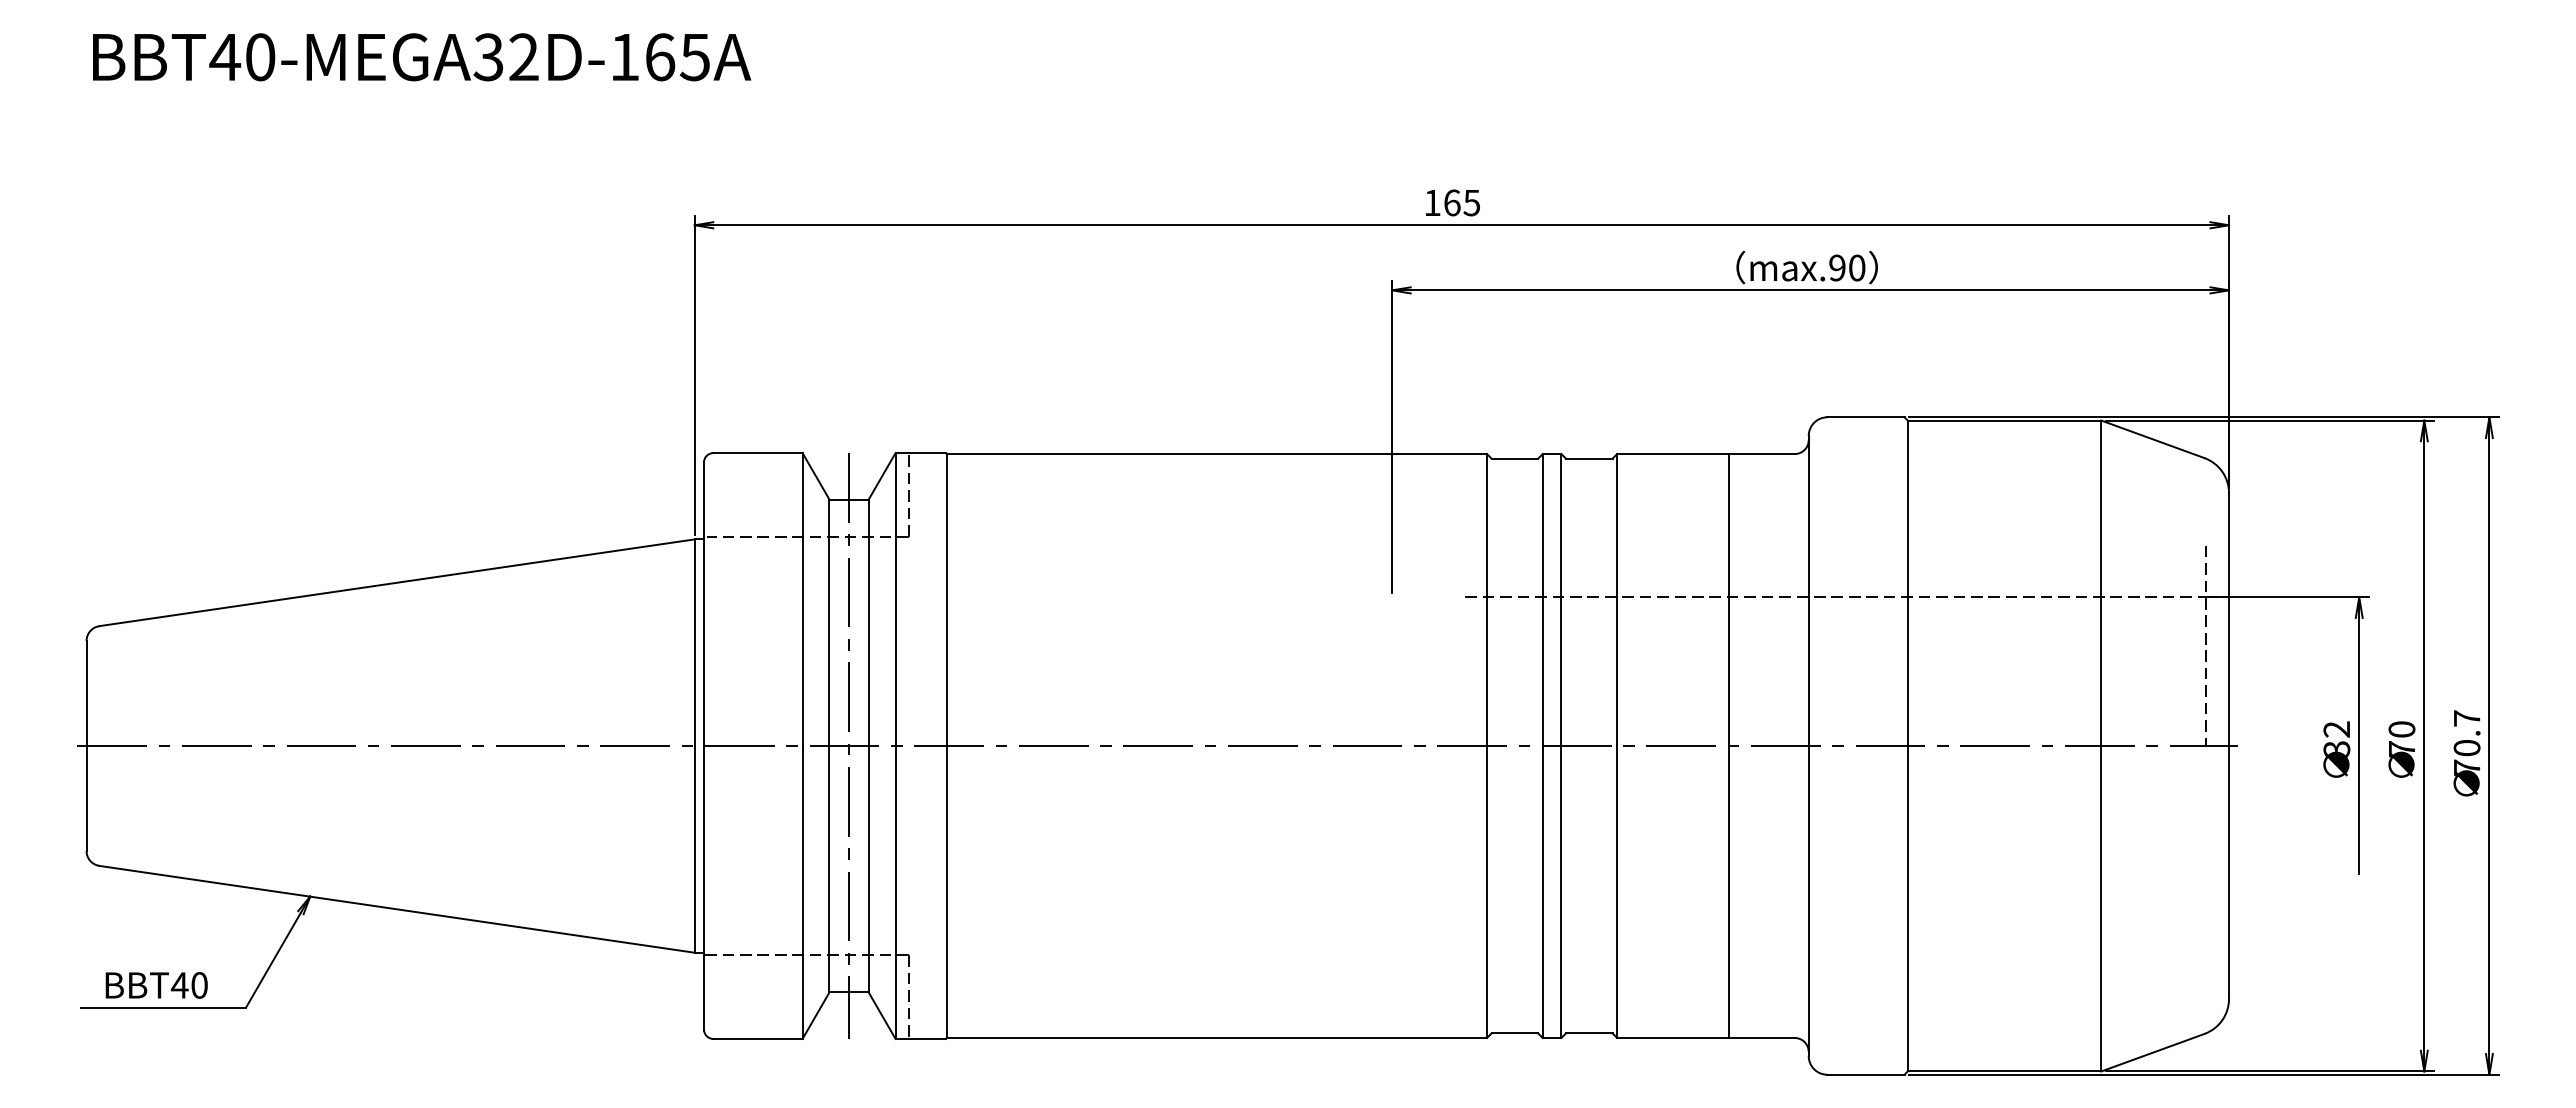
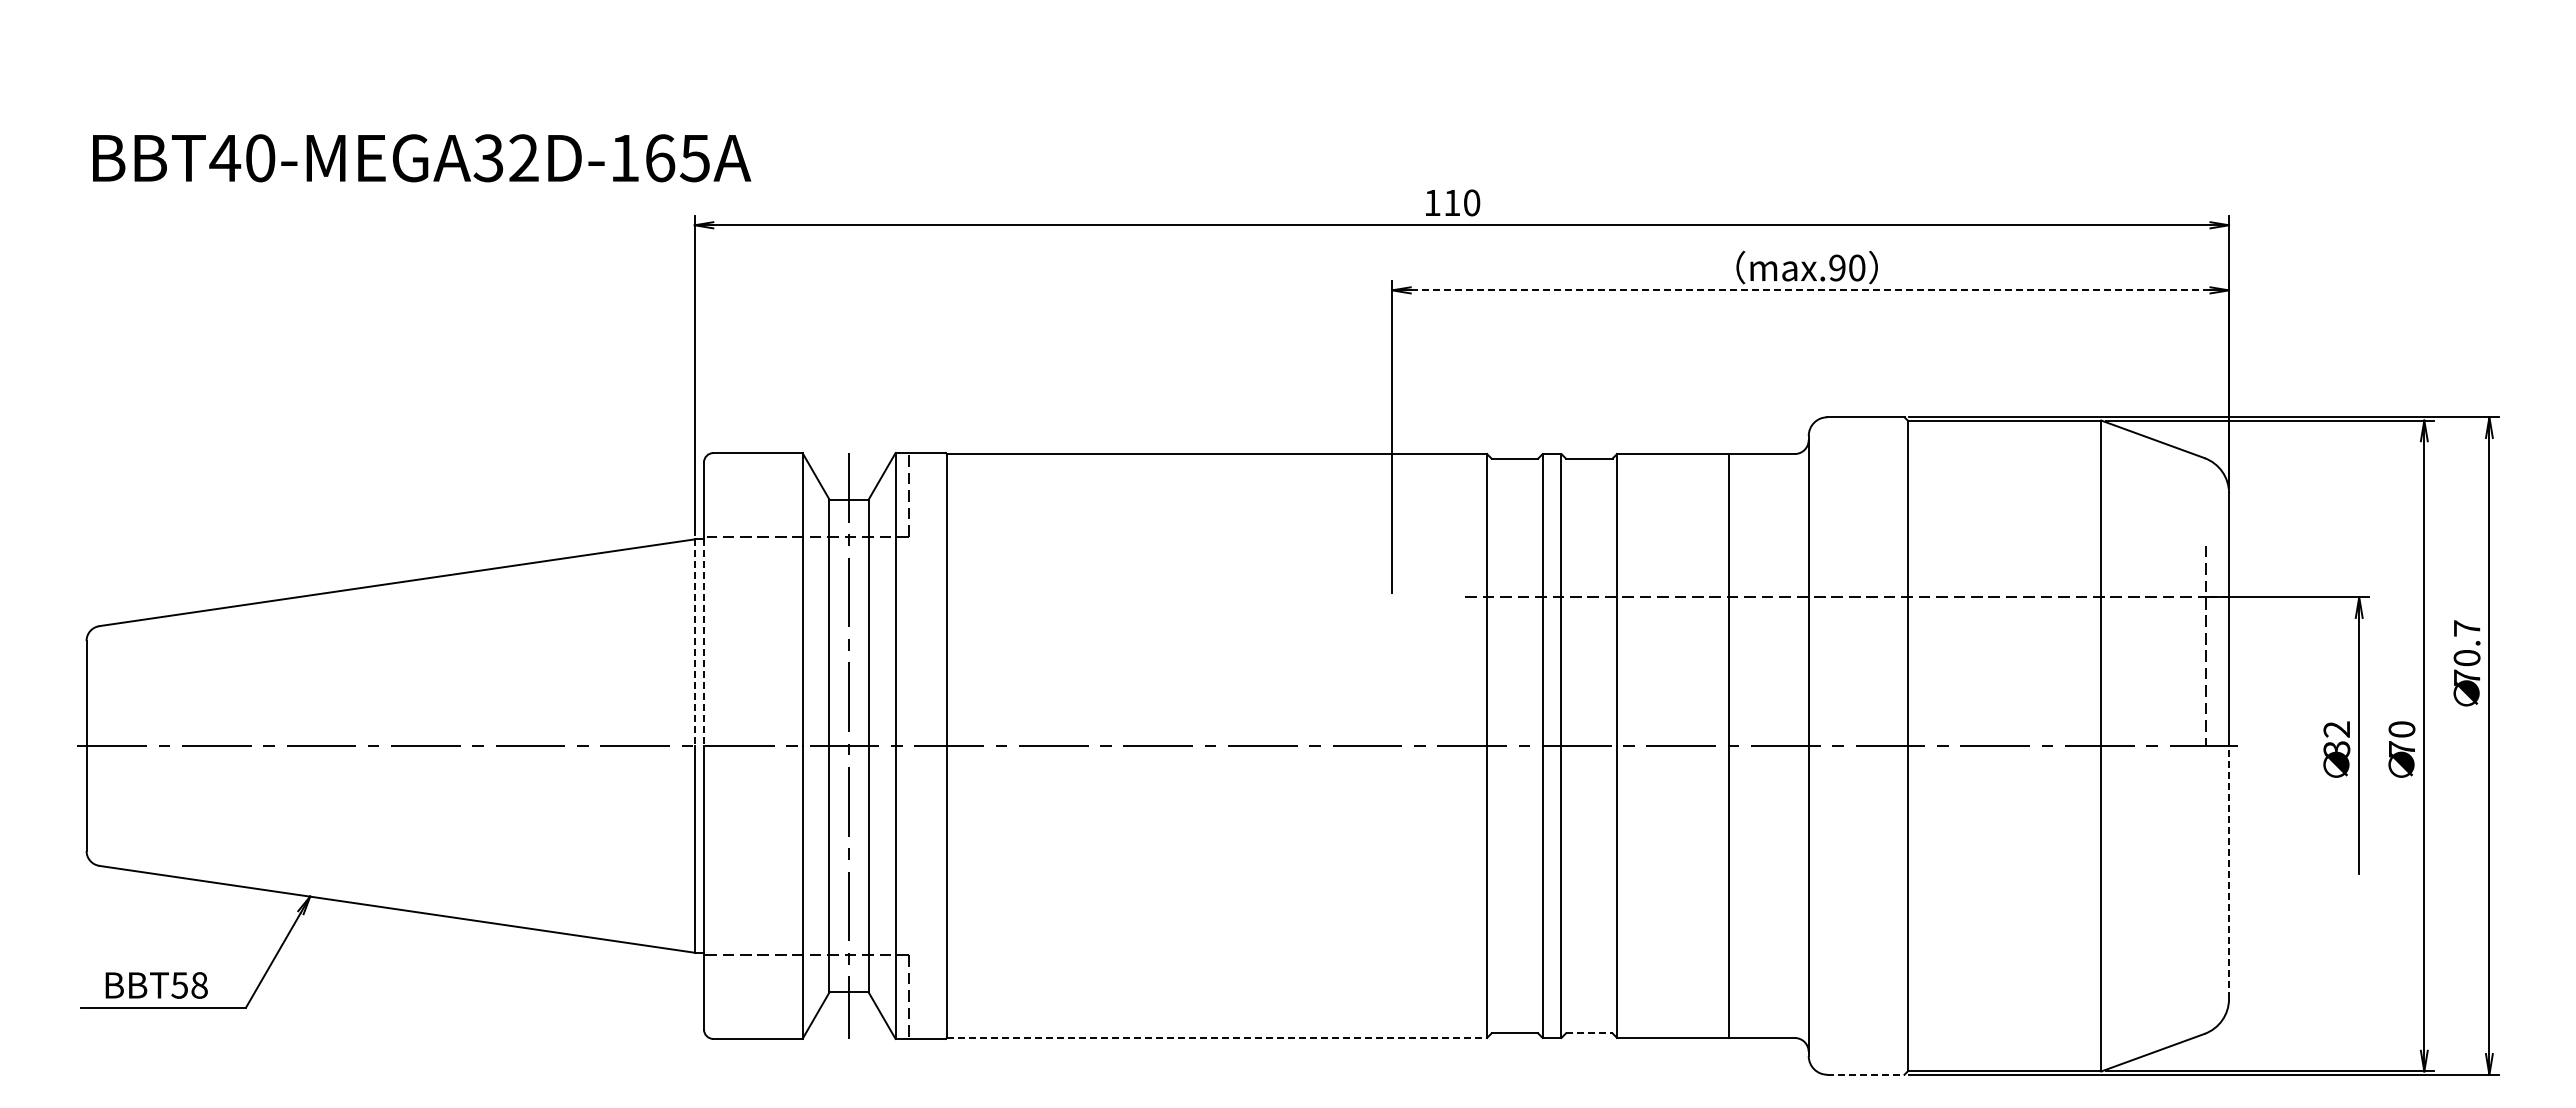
text position: (422, 57) -> (422, 158) (422, 158)
text: 165 -> 110 (1462, 202)
line: solid -> dashed (1810, 290)
line: solid -> dashed (694, 643)
line: solid -> dashed (704, 643)
text position: (2466, 753) -> (2466, 663) (2466, 663)
line: solid -> dashed (2229, 871)
text: BBT40 -> BBT58 (188, 985)
line: solid -> dashed (1589, 1033)
line: solid -> dashed (1217, 1038)
line: solid -> dashed (1865, 1074)
